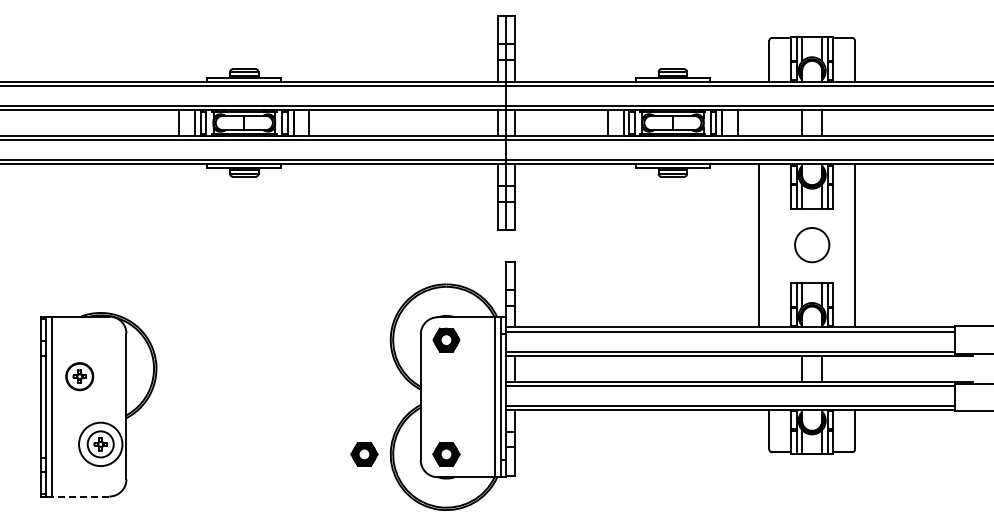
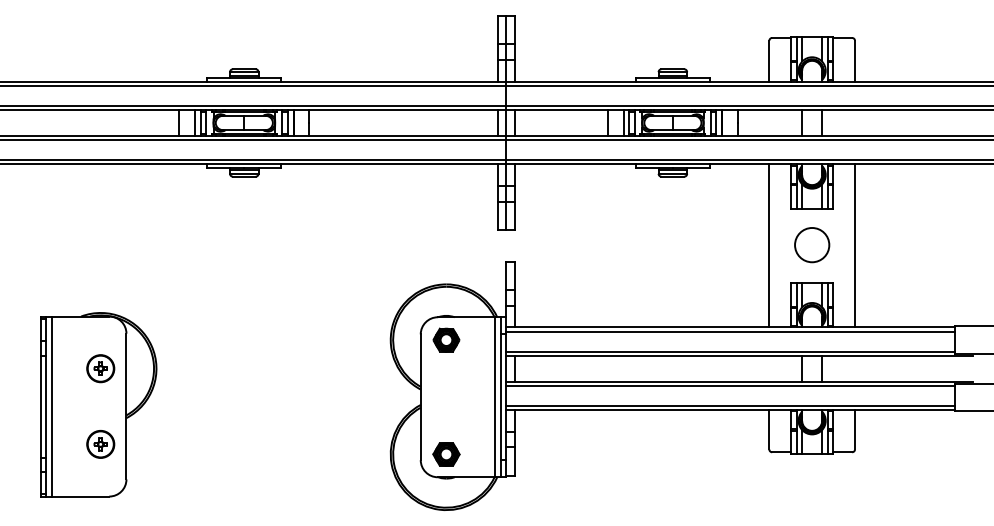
line position: (759, 245) -> (769, 245) (769, 245)
part position: (79, 376) -> (100, 368) (100, 368)
circle diameter: 43 px -> 27 px (100, 443)
part: present -> none (364, 454)
line: dashed -> solid (80, 496)
